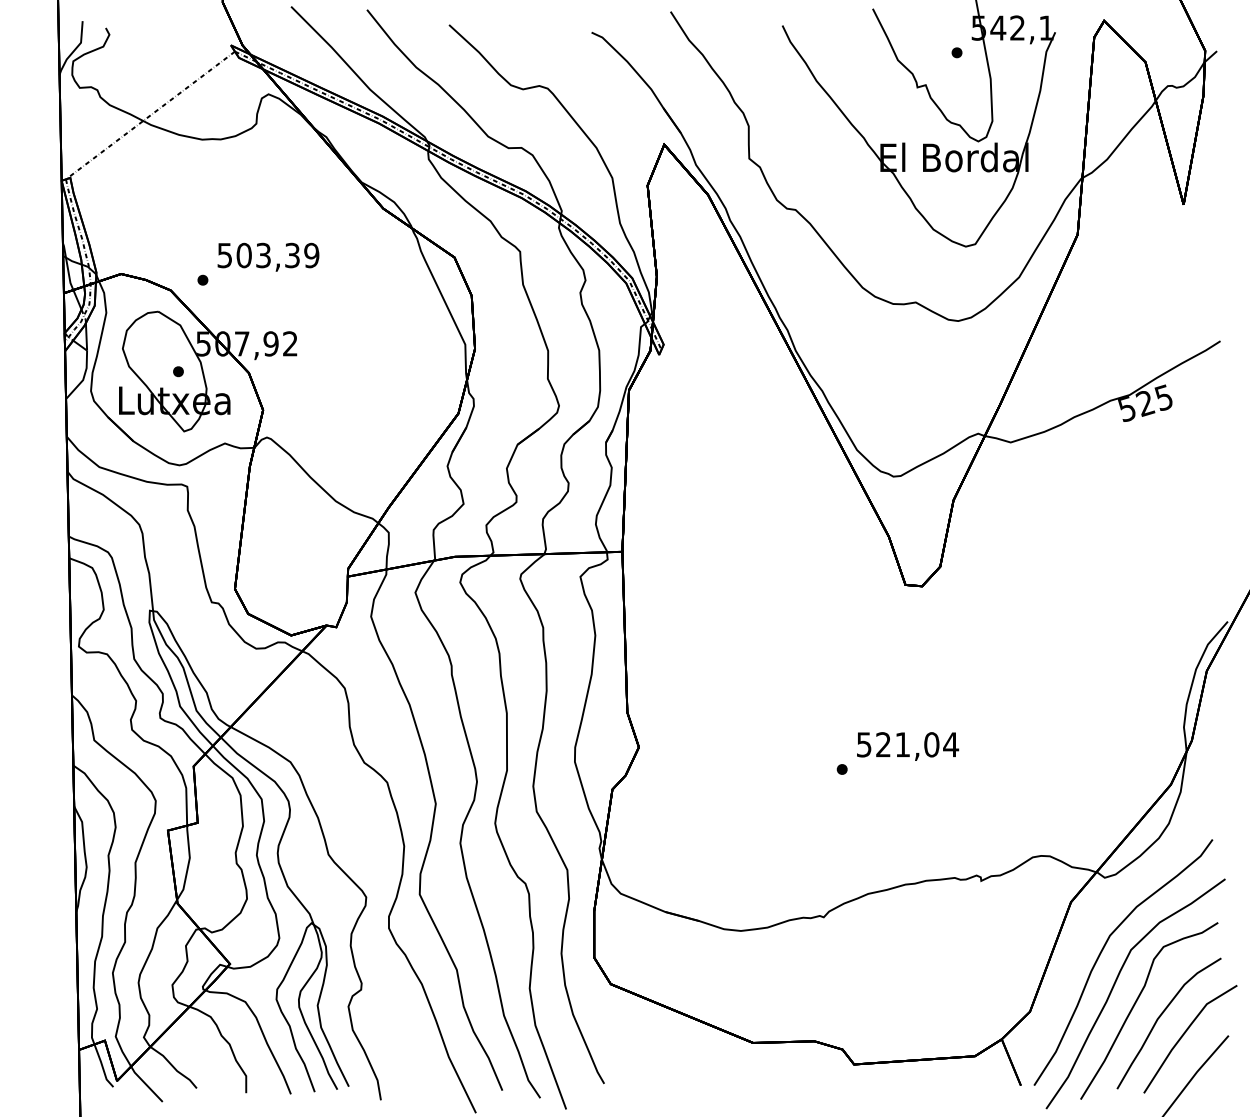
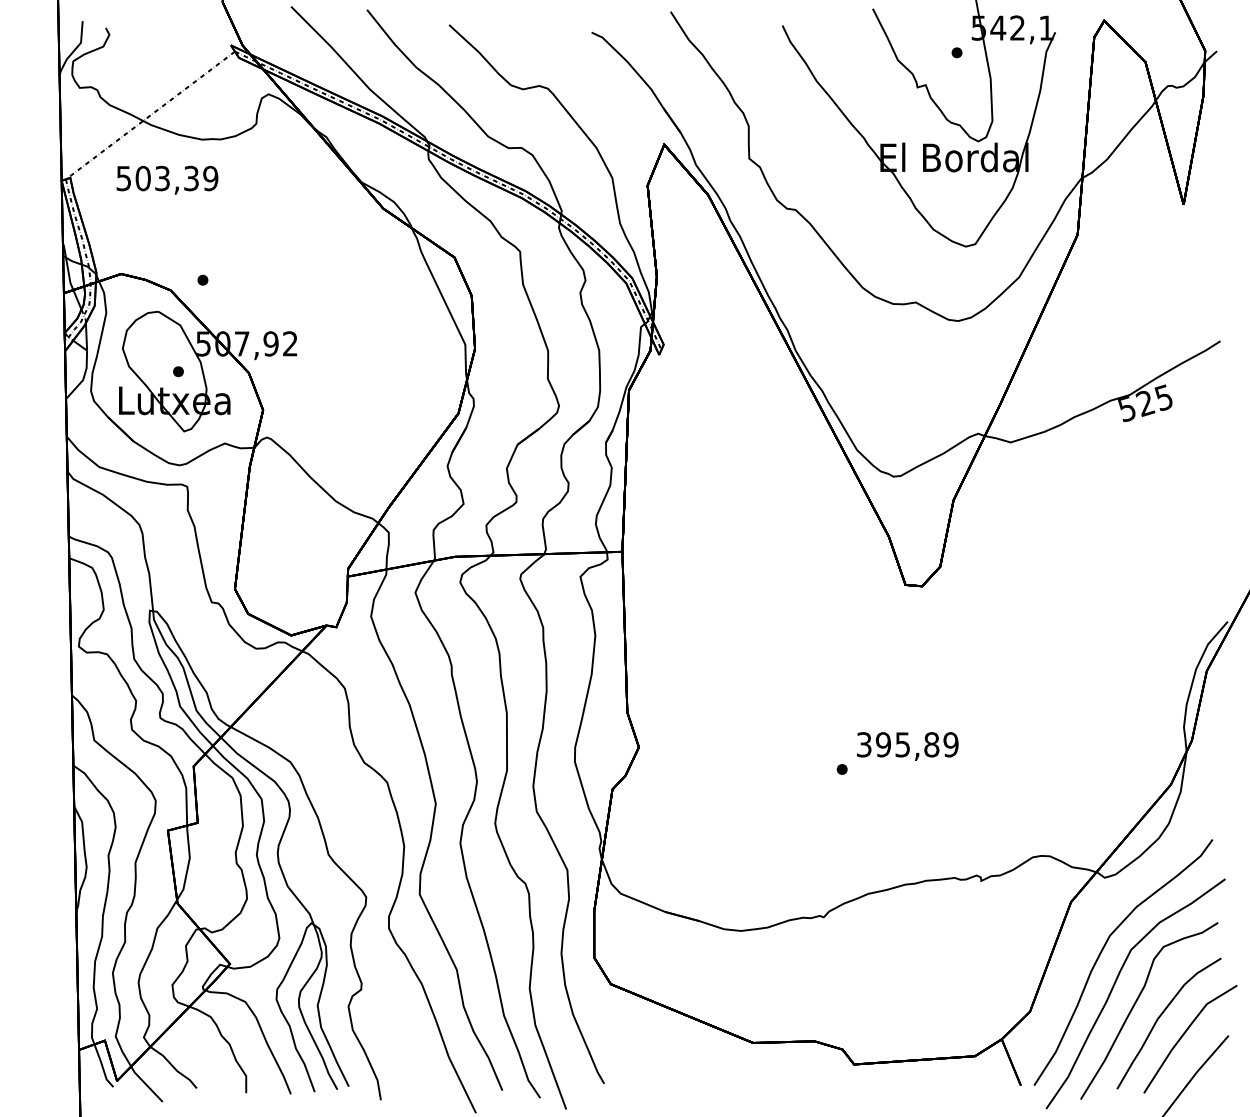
text position: (268, 256) -> (167, 179) (167, 179)
text: 521,04 -> 395,89 (908, 744)
